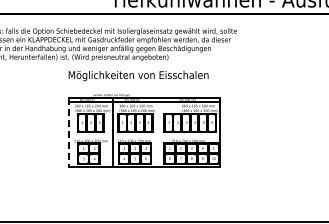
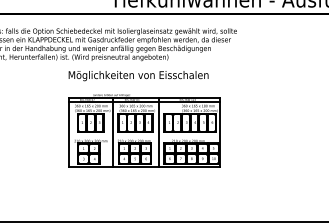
line: dashed -> solid (69, 132)
line: none -> present (159, 132)
